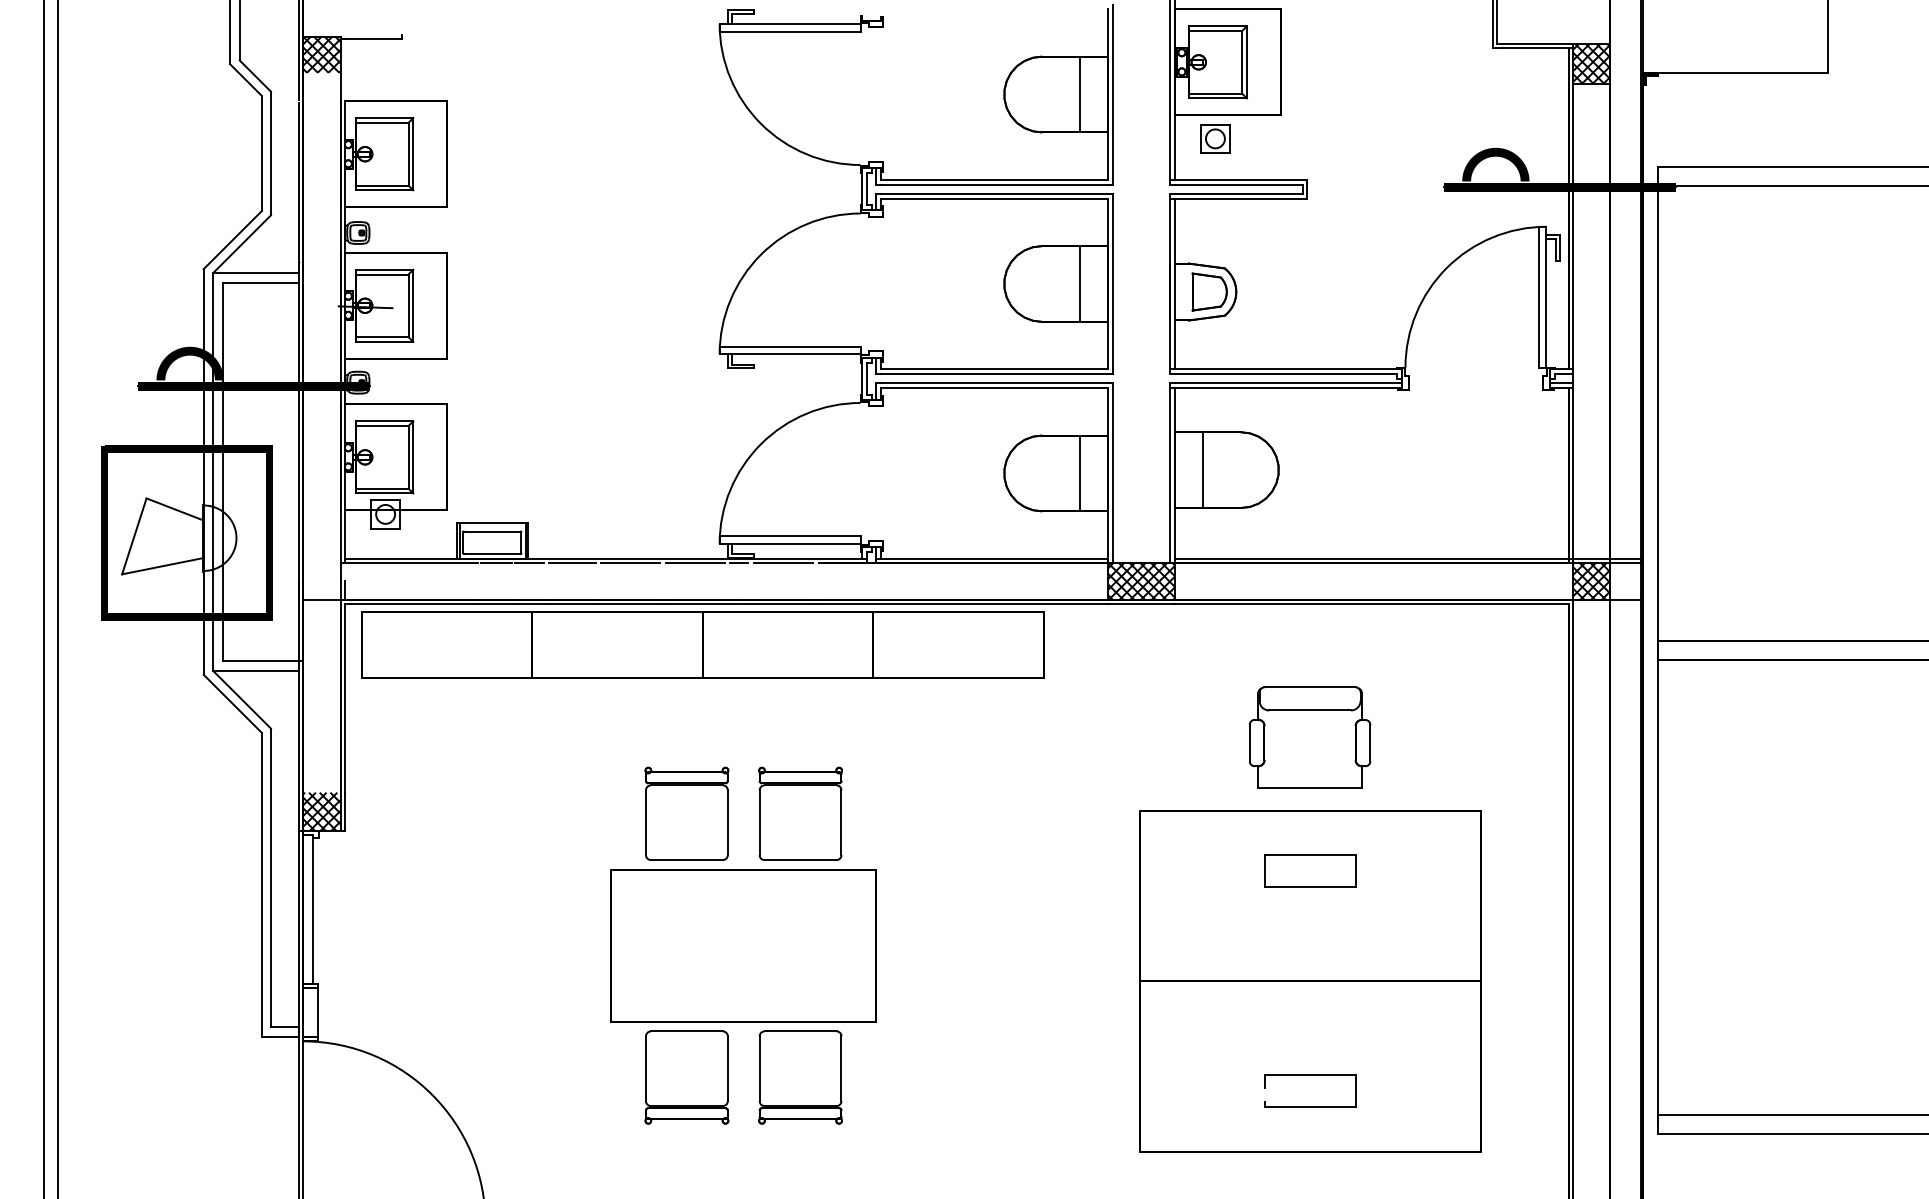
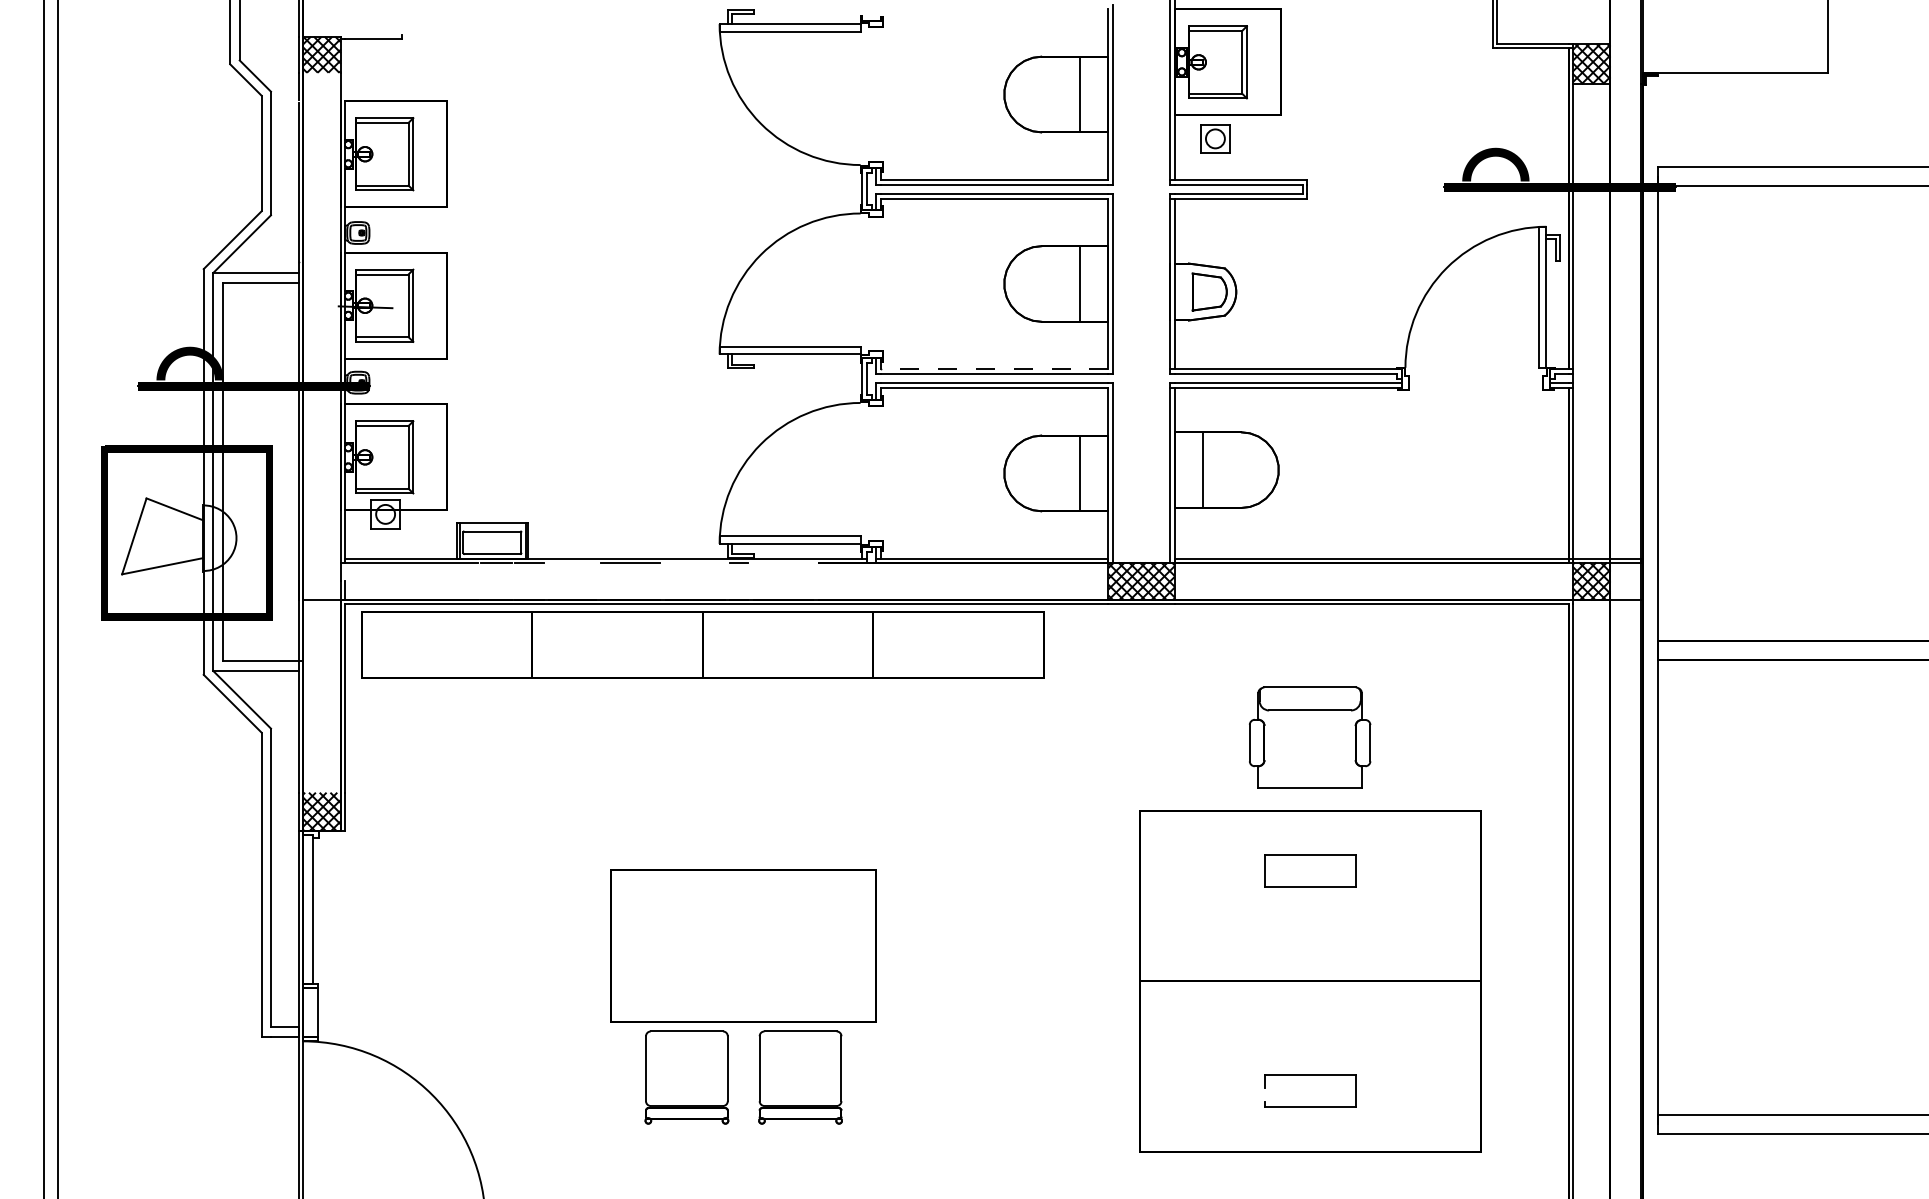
line: solid -> dashed (994, 369)
line: present -> none (571, 562)
line: present -> none (695, 562)
line: present -> none (783, 562)
part: present -> none (686, 813)
part: present -> none (800, 813)
